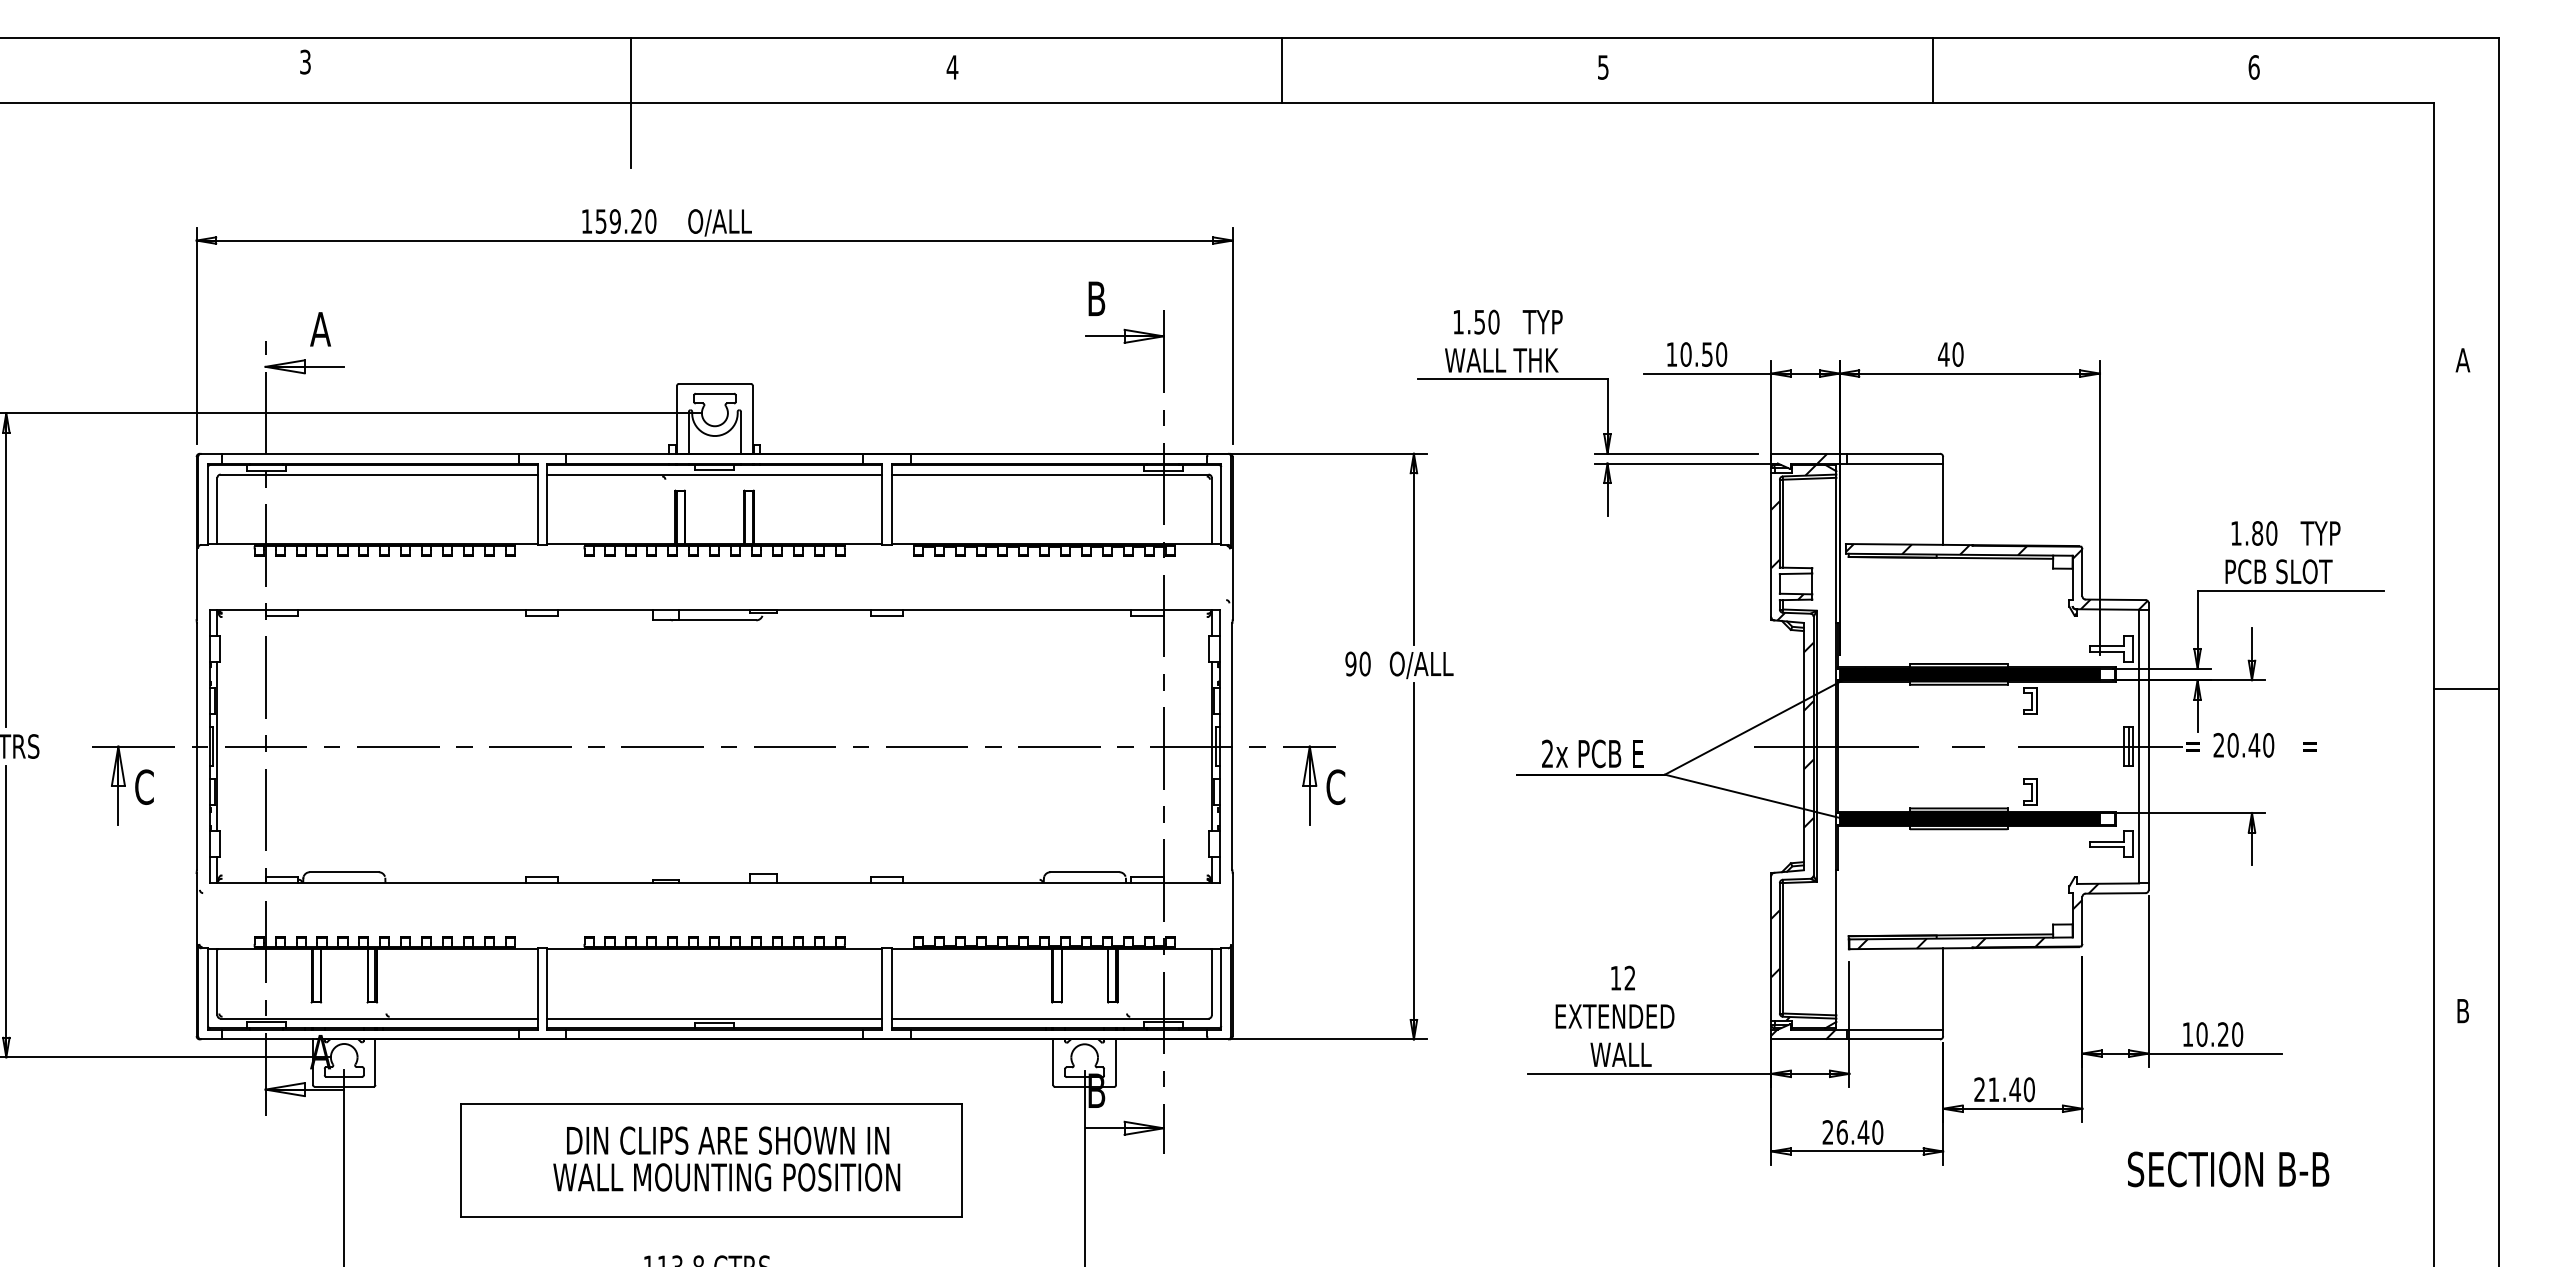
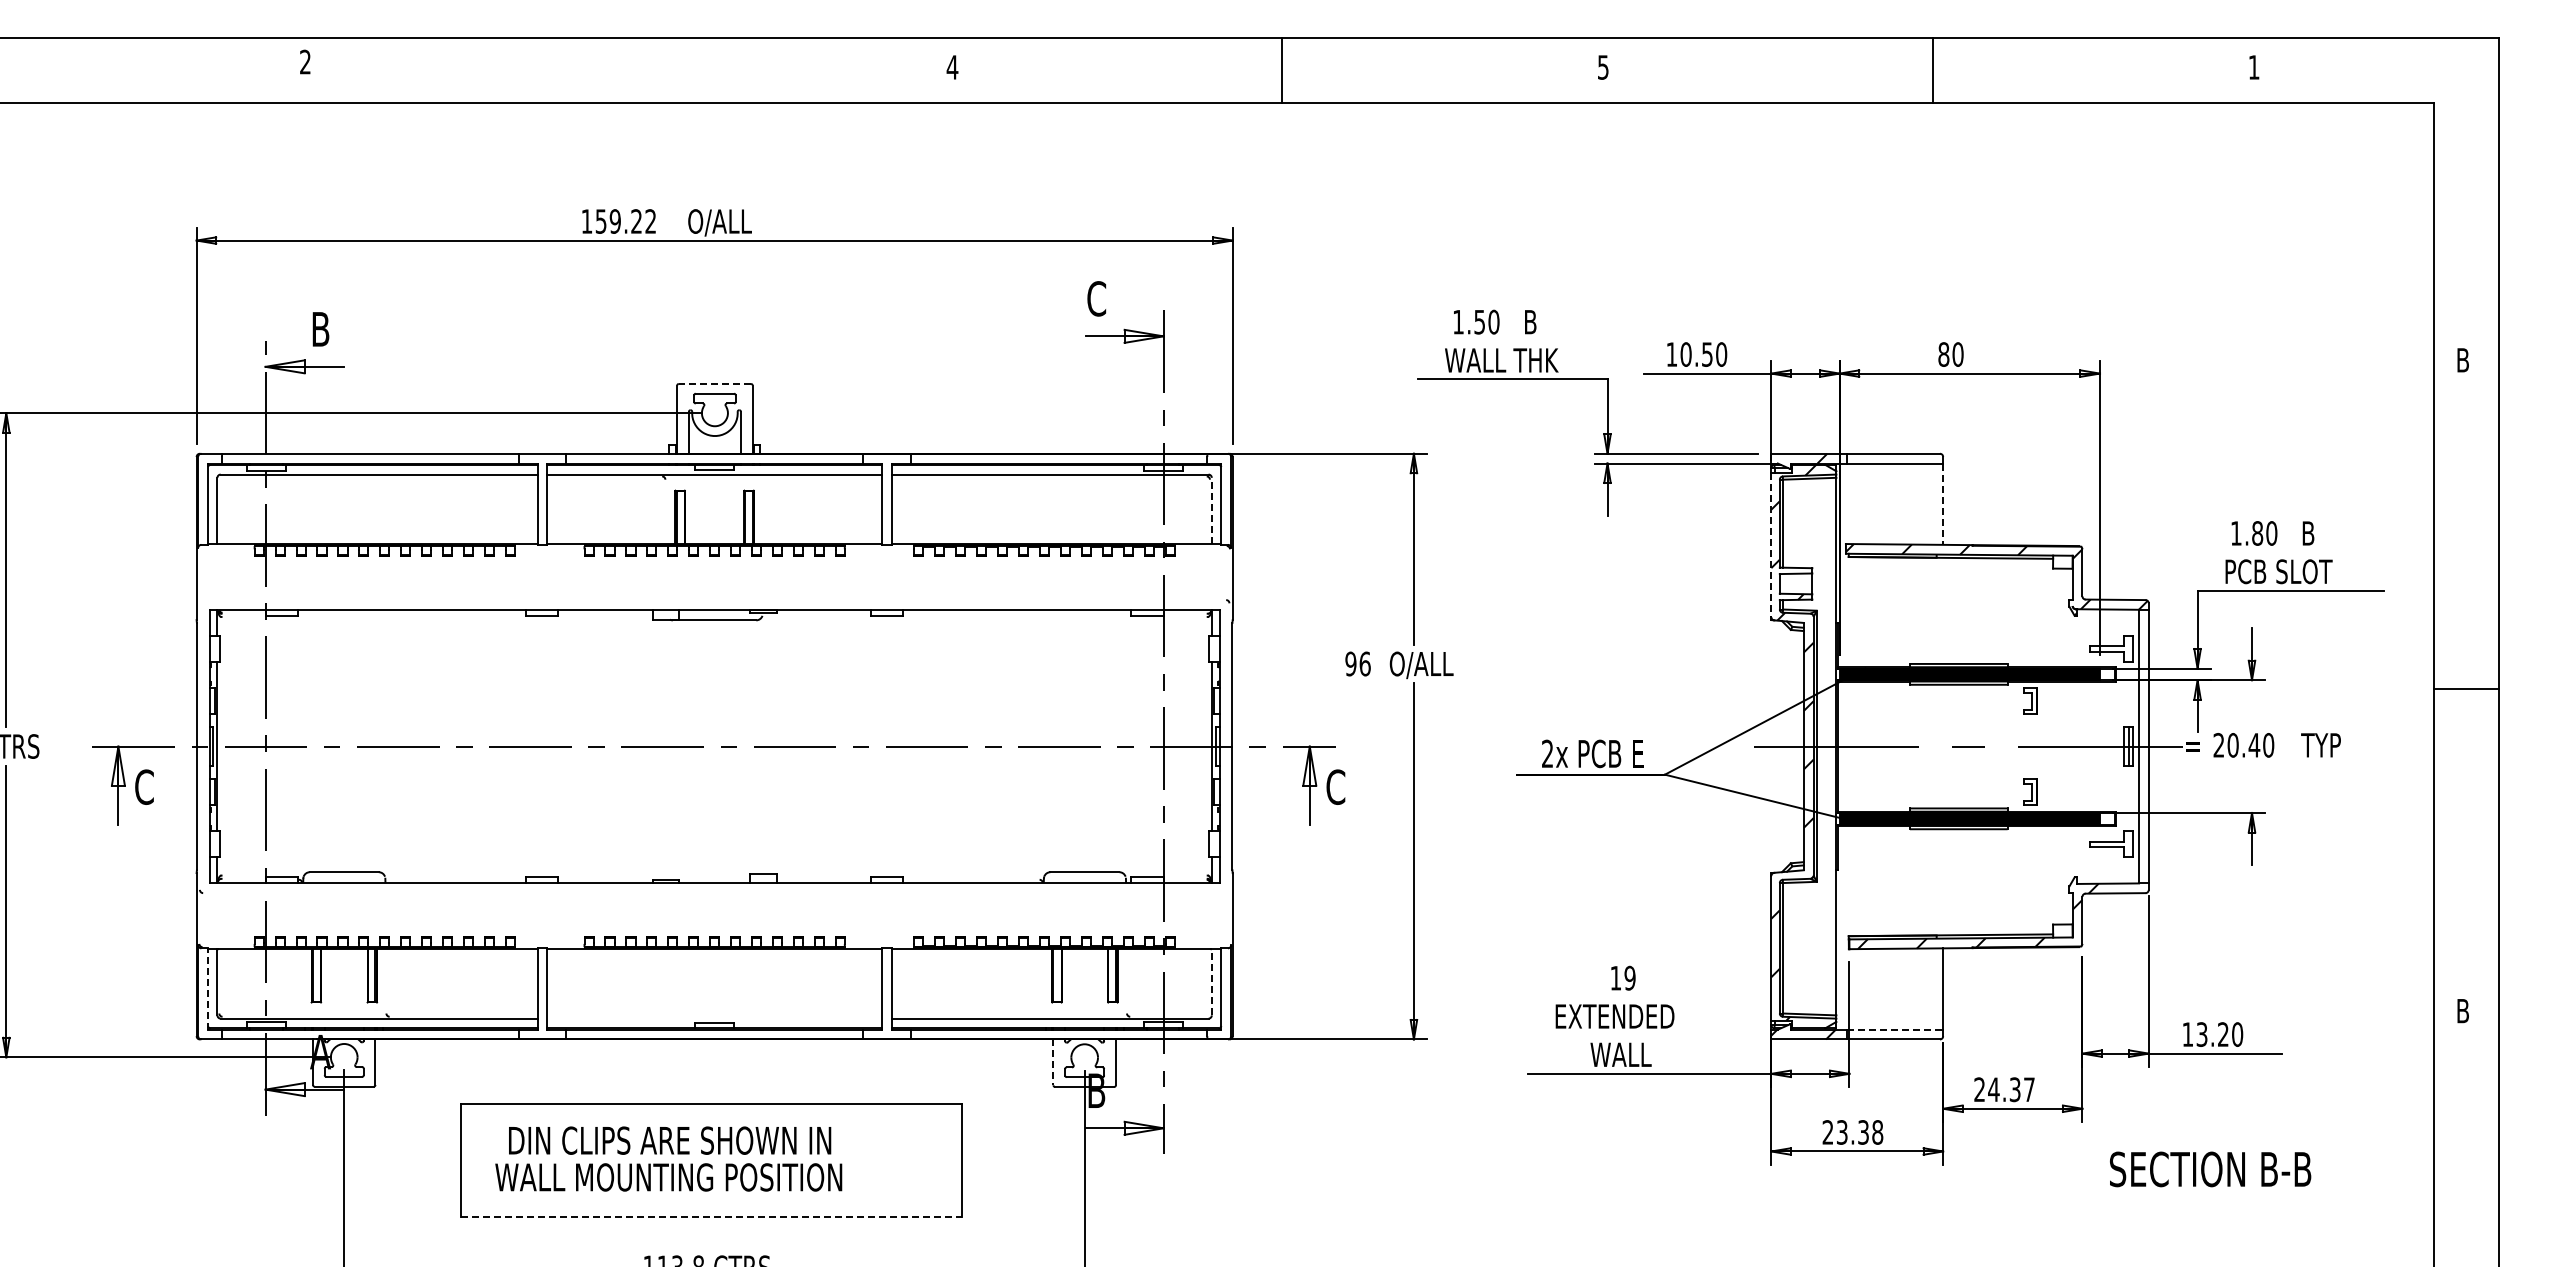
text: 3 -> 2 (305, 62)
text: 6 -> 1 (2253, 67)
line: present -> none (630, 103)
text: 159.20 -> 159.22 (650, 221)
text: B -> C (1096, 298)
text: TYP -> B (1542, 322)
text: A -> B (320, 329)
text: 40 -> 80 (1943, 354)
text: A -> B (2462, 360)
line: solid -> dashed (714, 383)
line: solid -> dashed (1943, 504)
line: solid -> dashed (1211, 510)
text: TYP -> B (2320, 533)
line: solid -> dashed (1771, 545)
text: 90 -> 96 (1364, 663)
text: = -> TYP (2320, 745)
text: 12 -> 19 (1629, 978)
line: solid -> dashed (1211, 981)
line: solid -> dashed (207, 989)
line: present -> none (714, 1018)
line: solid -> dashed (1895, 1029)
text: 10.20 -> 13.20 (2201, 1034)
line: solid -> dashed (1053, 1062)
text: 21.40 -> 24.37 (2011, 1089)
text: 26.40 -> 23.38 (1859, 1132)
text position: (726, 1158) -> (668, 1158) (668, 1158)
text position: (2228, 1169) -> (2210, 1169) (2210, 1169)
line: solid -> dashed (712, 1217)
